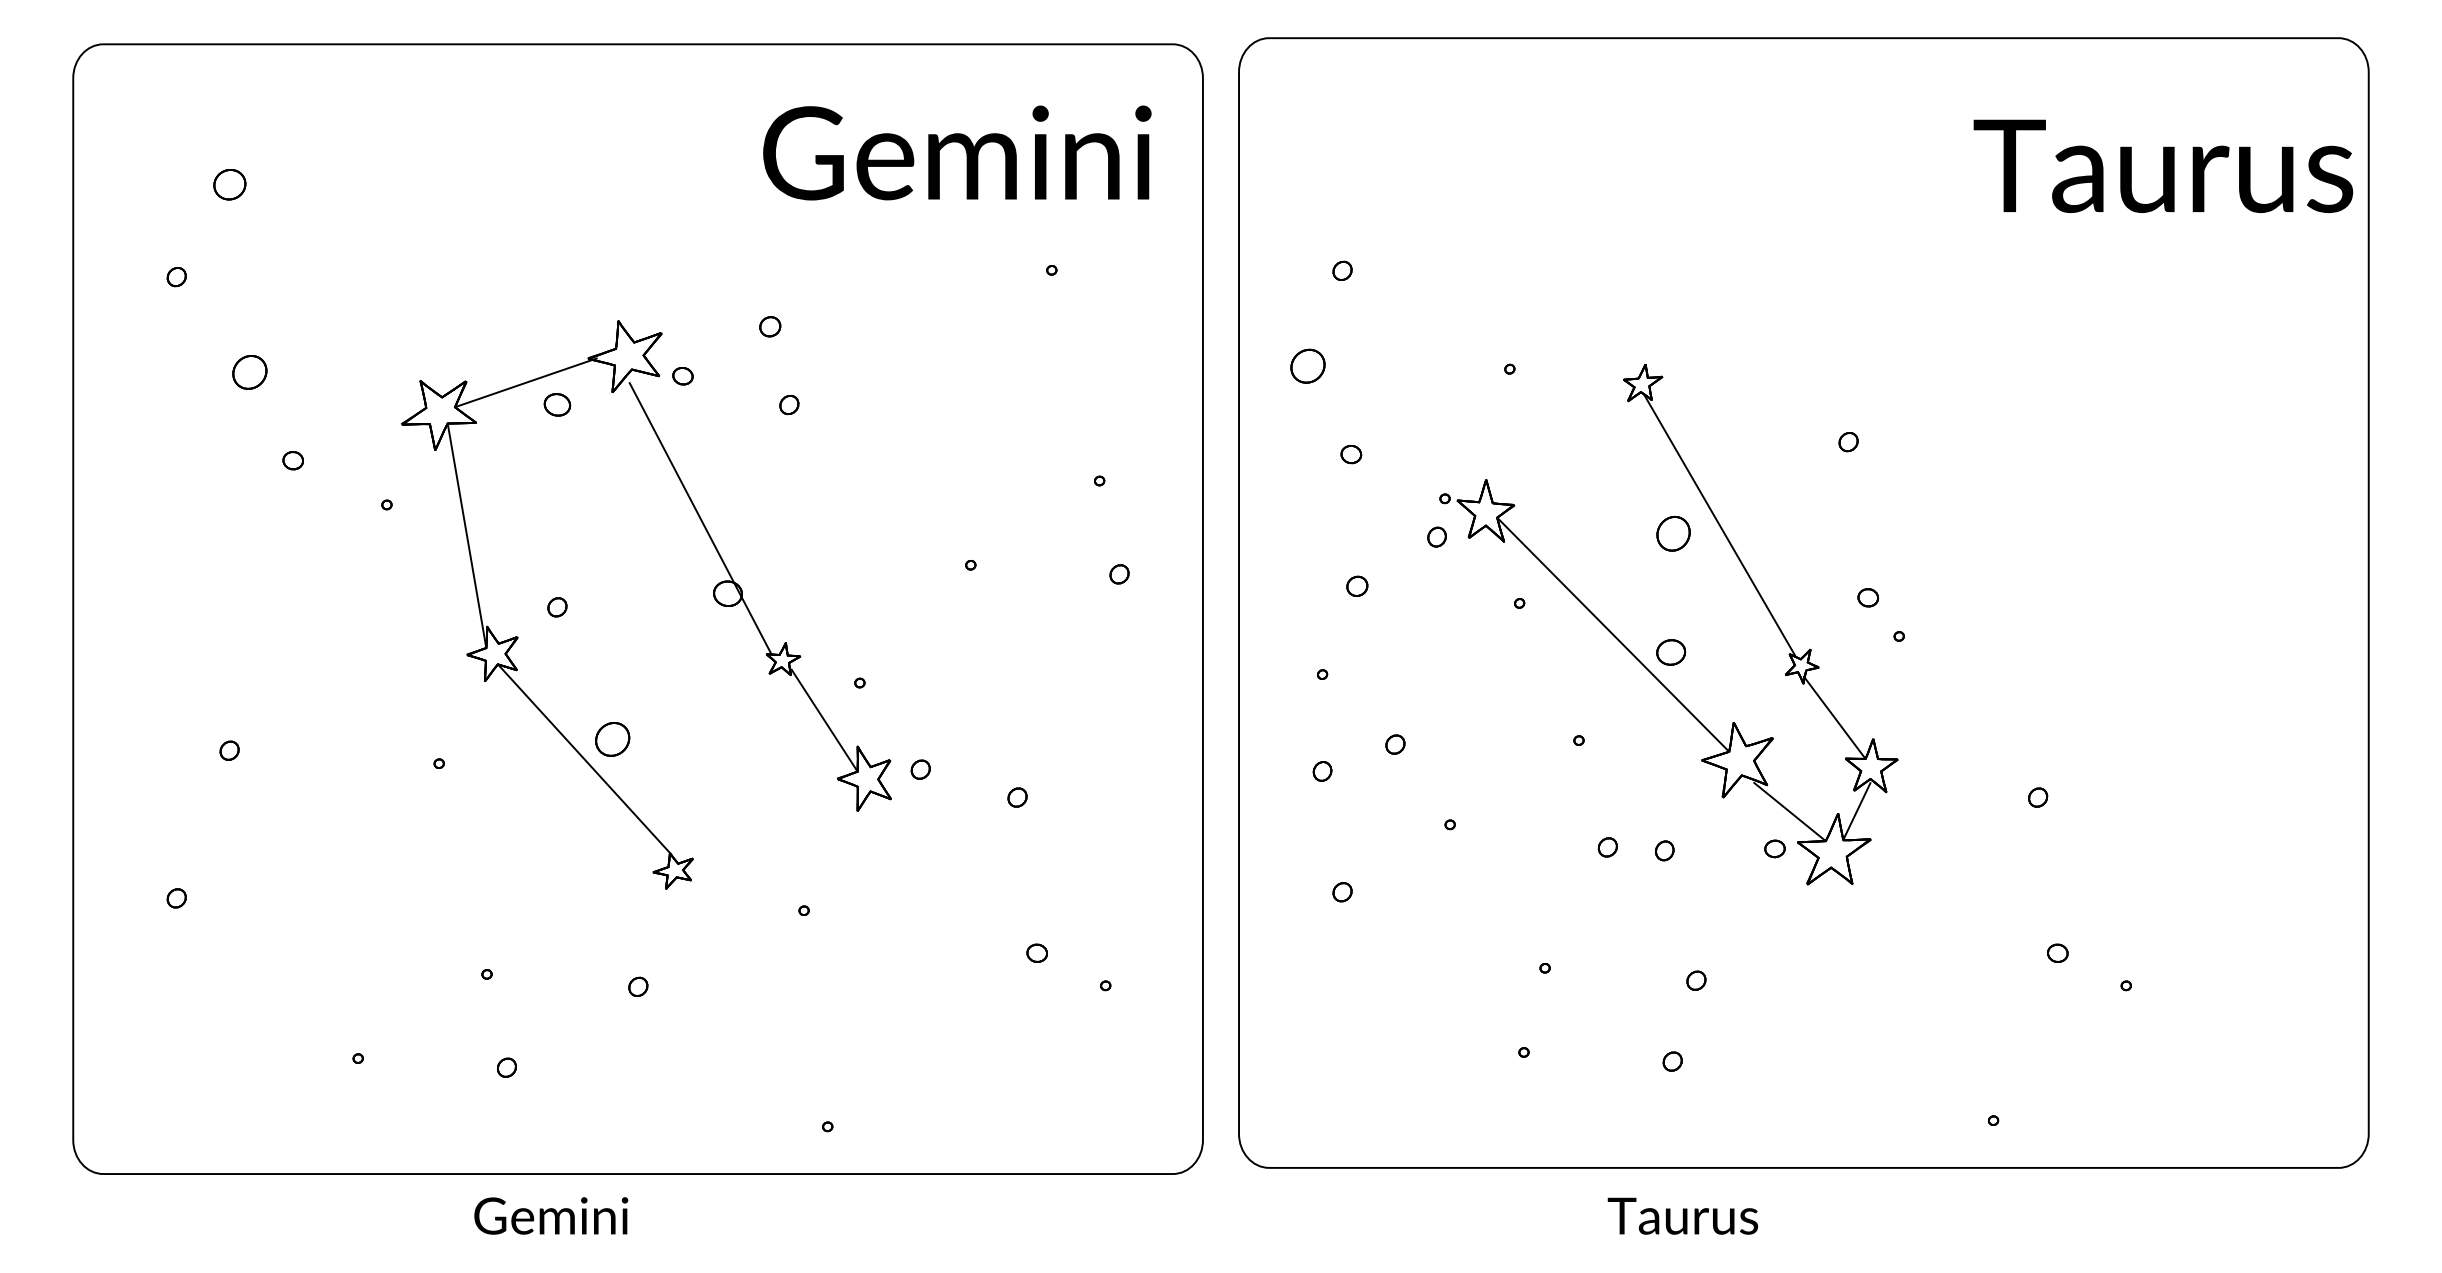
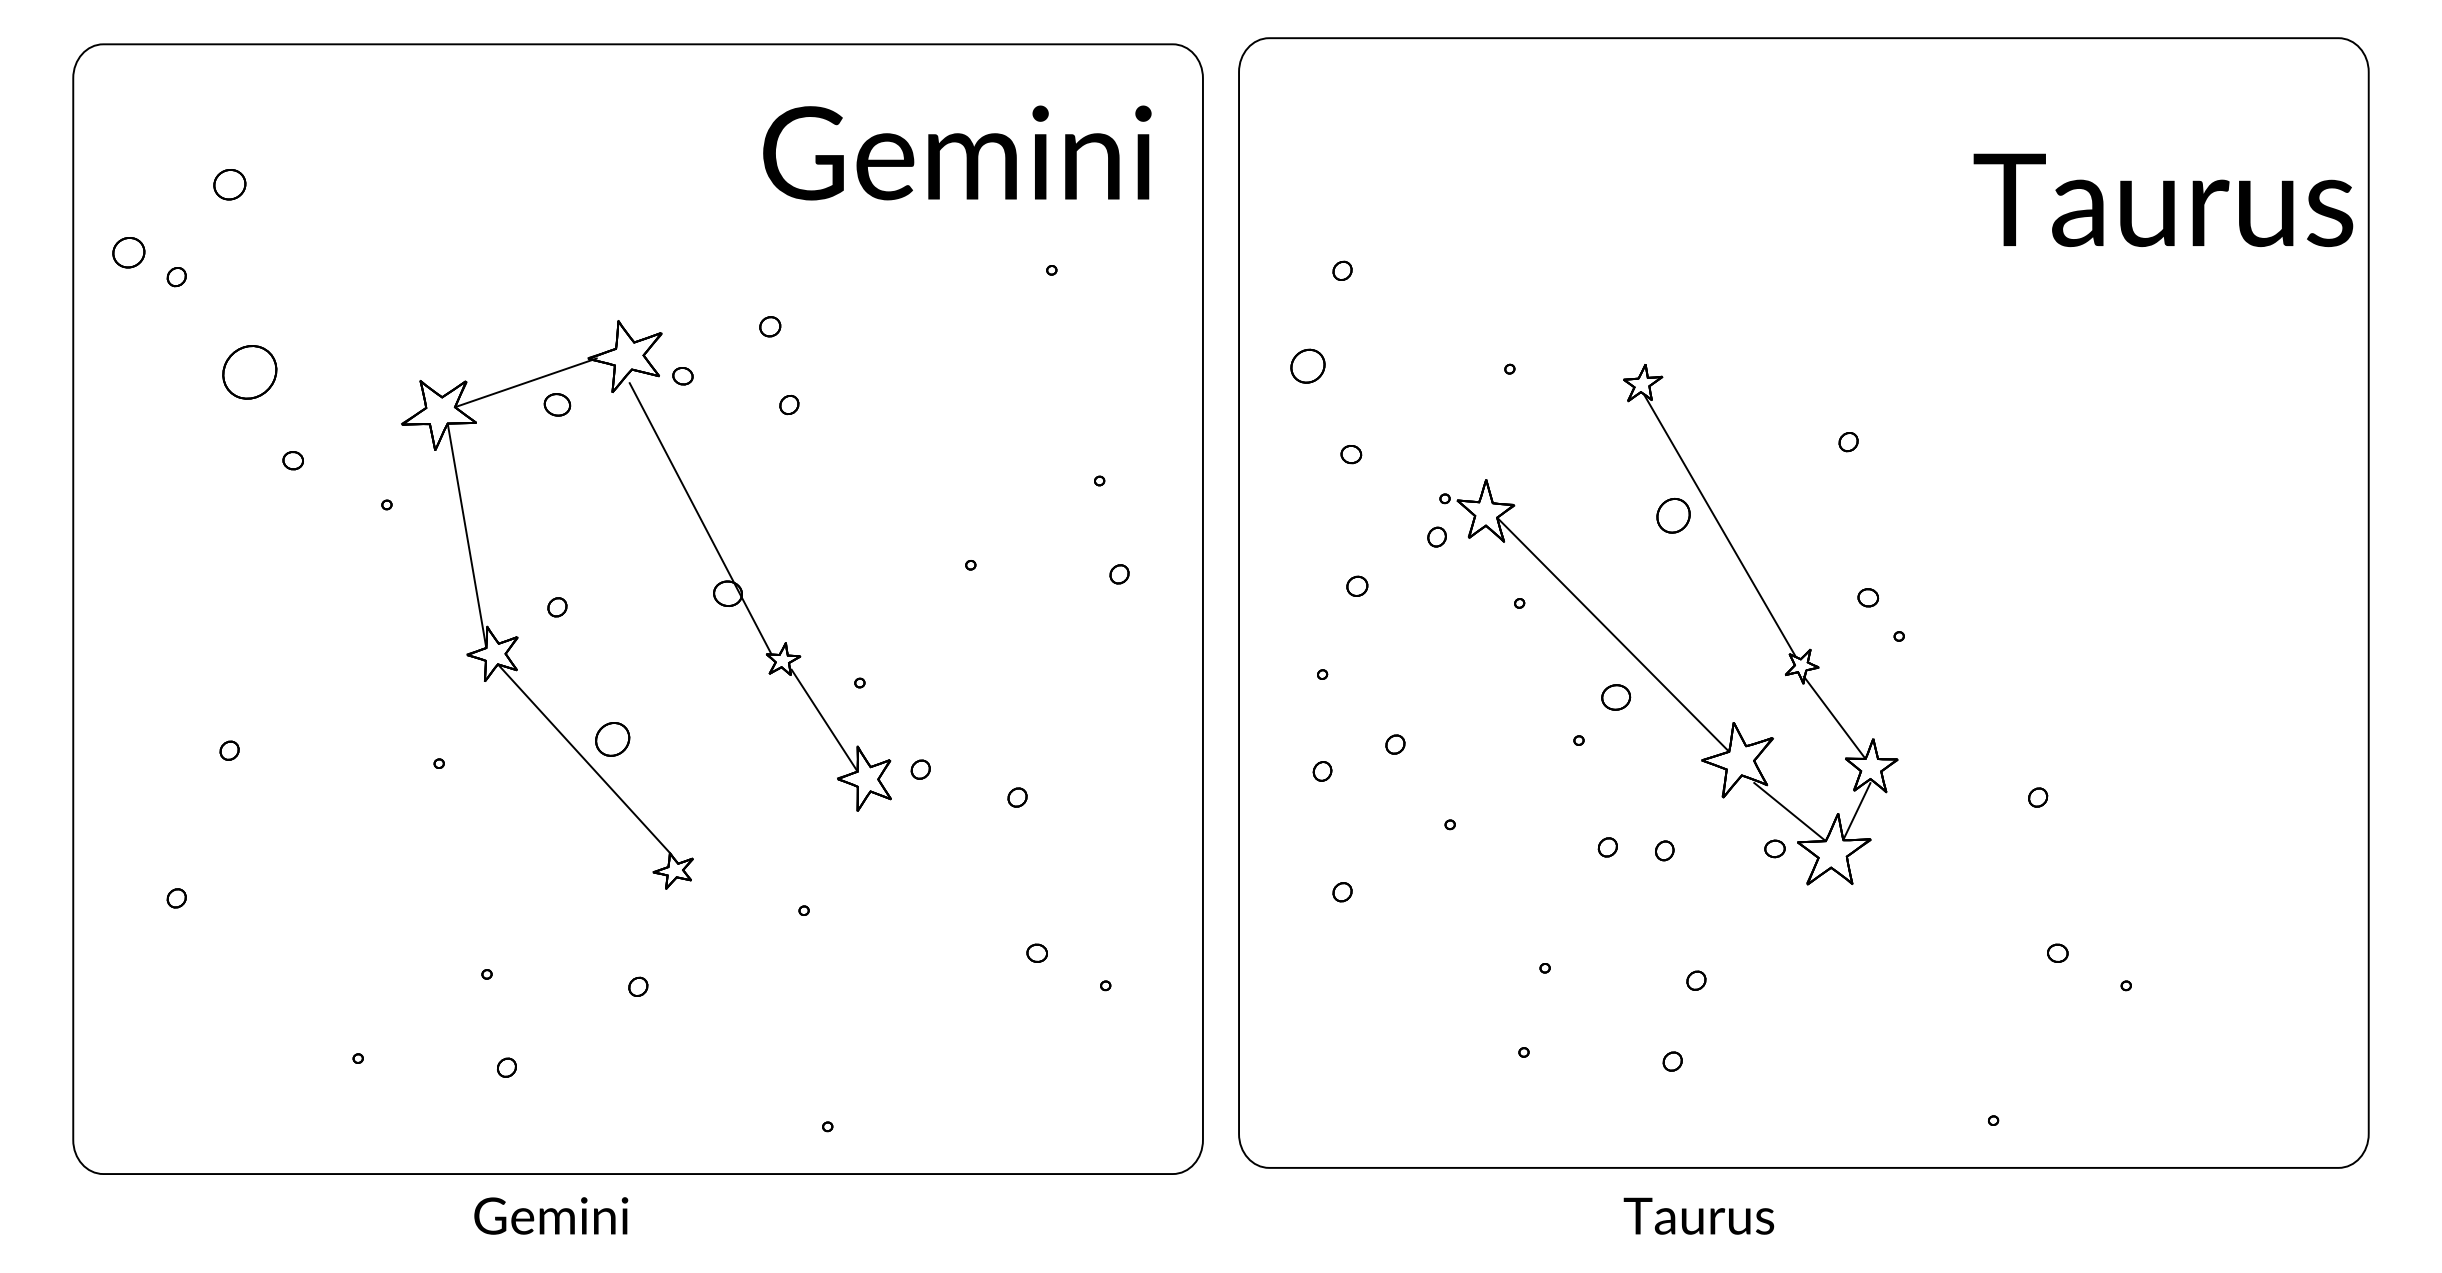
text position: (2163, 165) -> (2163, 199) (2163, 199)
part: none -> present (128, 252)
part size: 36x35 px -> 56x55 px (249, 372)
part position: (1673, 533) -> (1673, 515) (1673, 515)
part position: (1671, 652) -> (1616, 697) (1616, 697)
text position: (1682, 1215) -> (1698, 1215) (1698, 1215)
